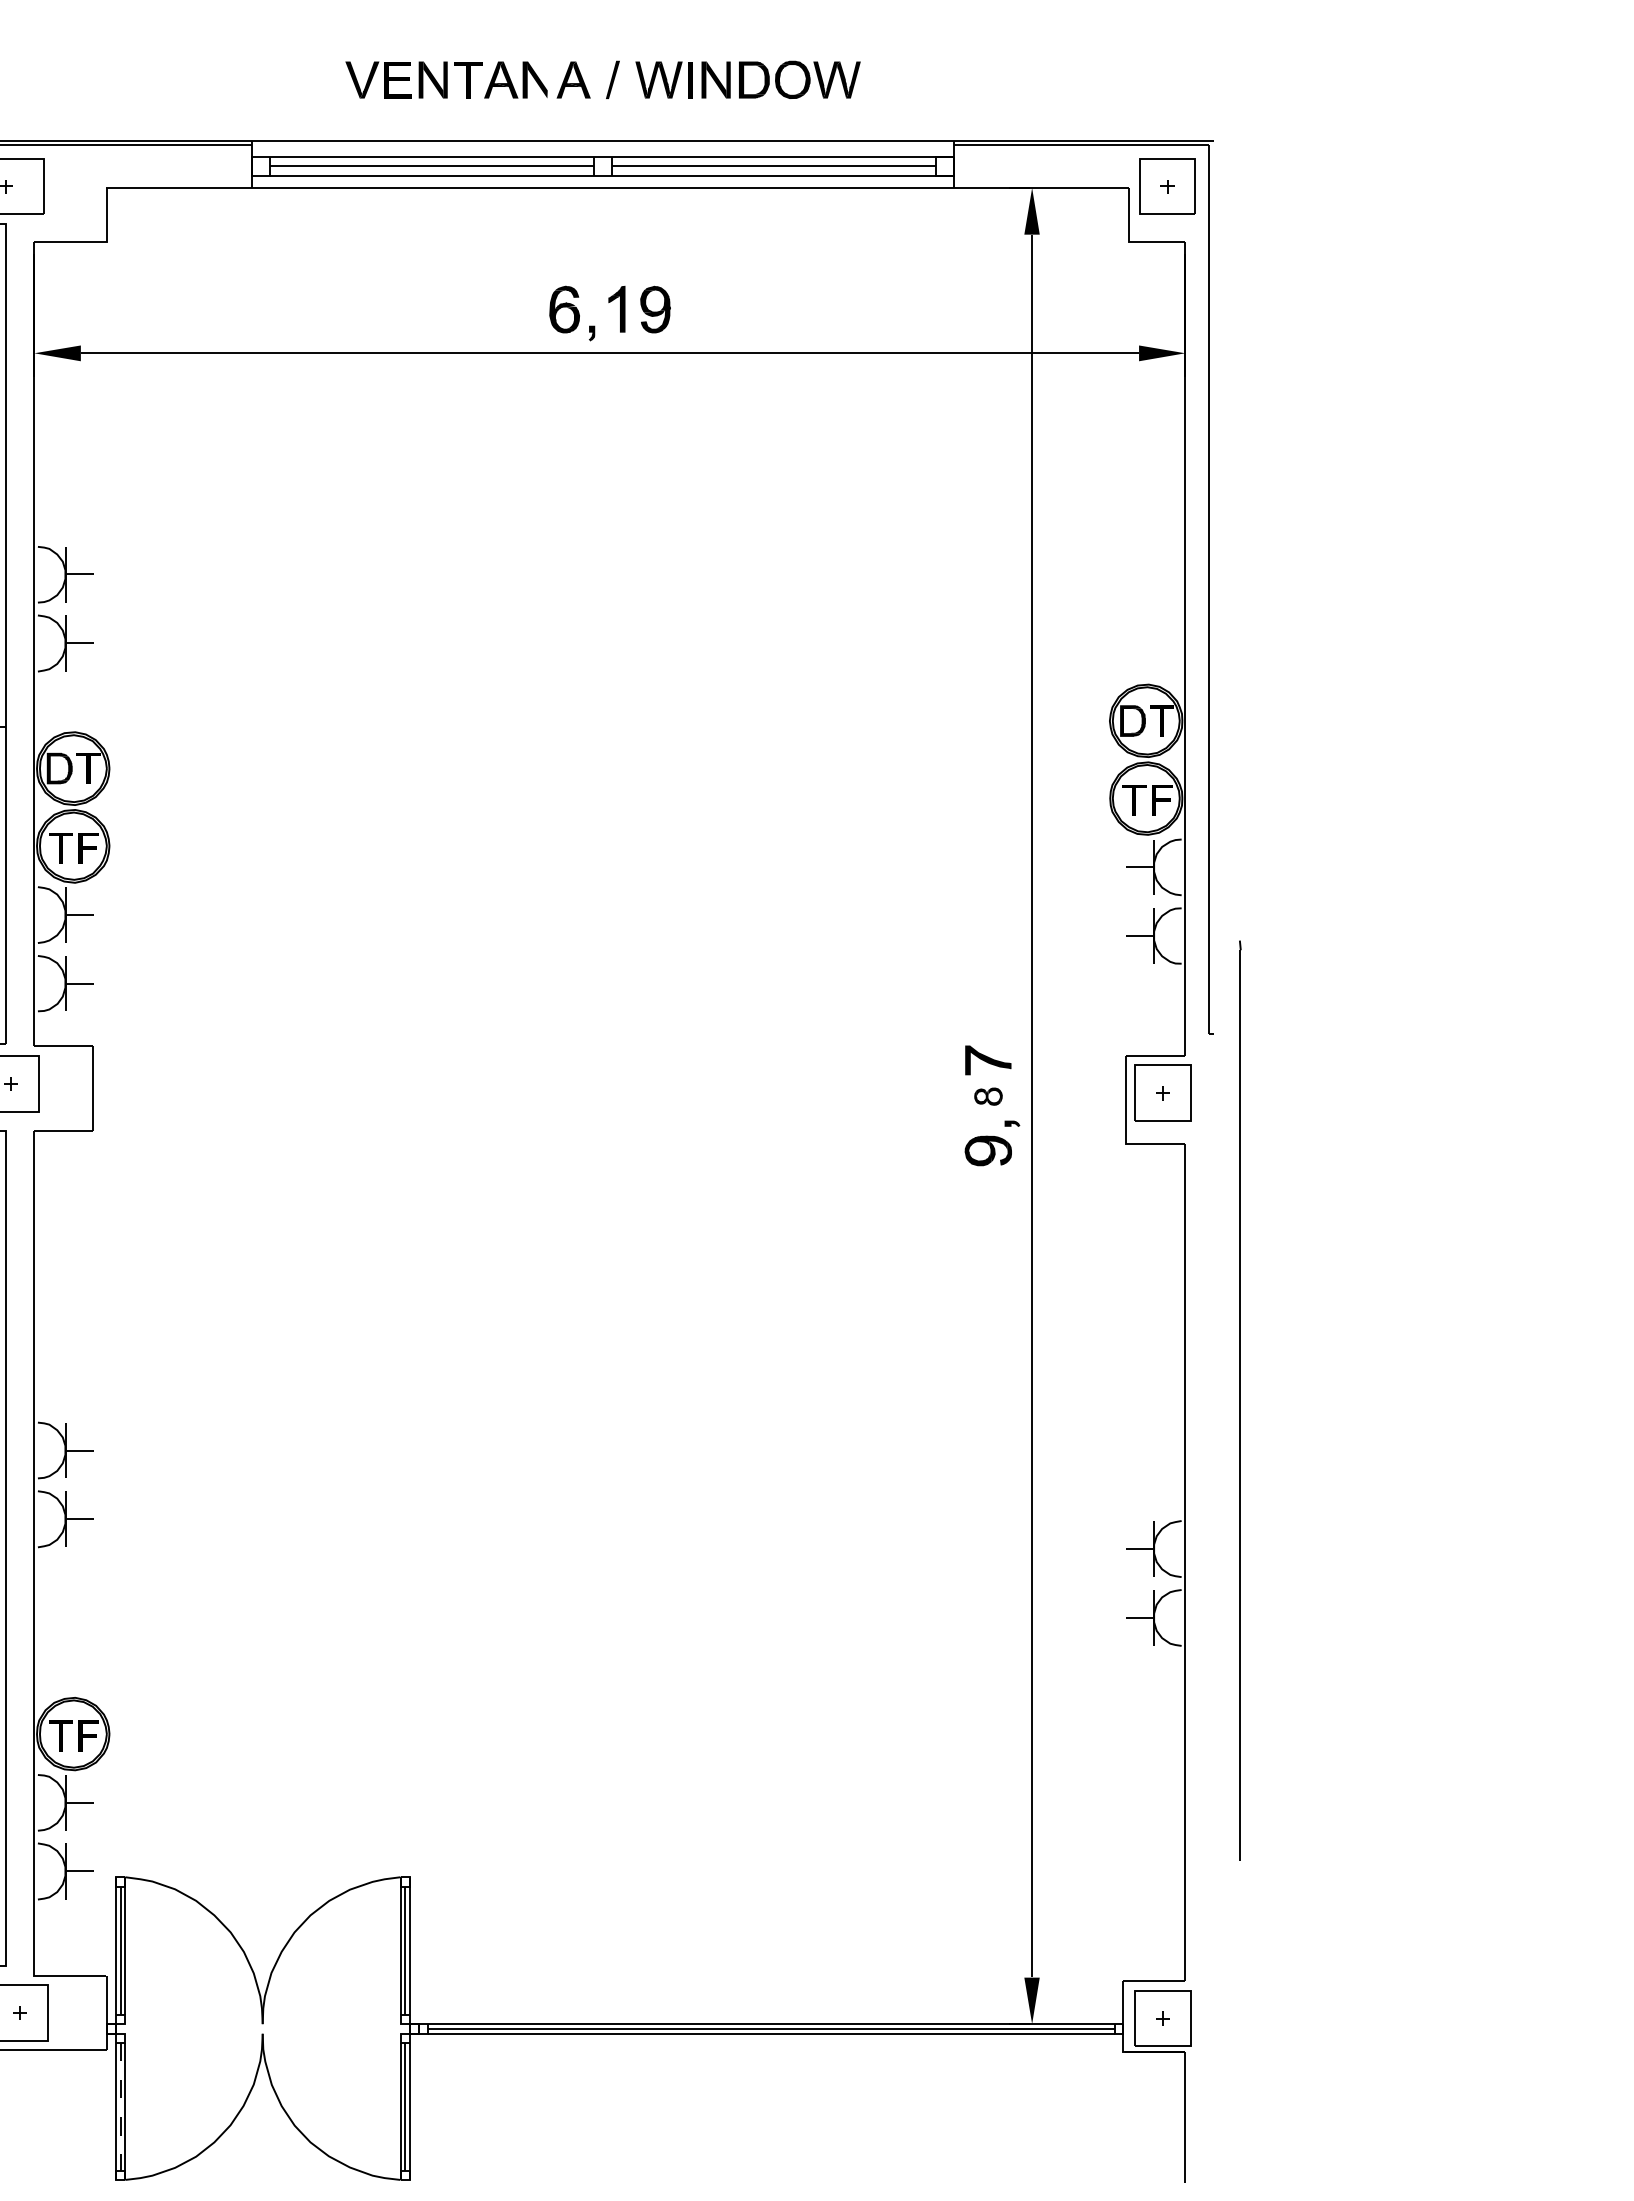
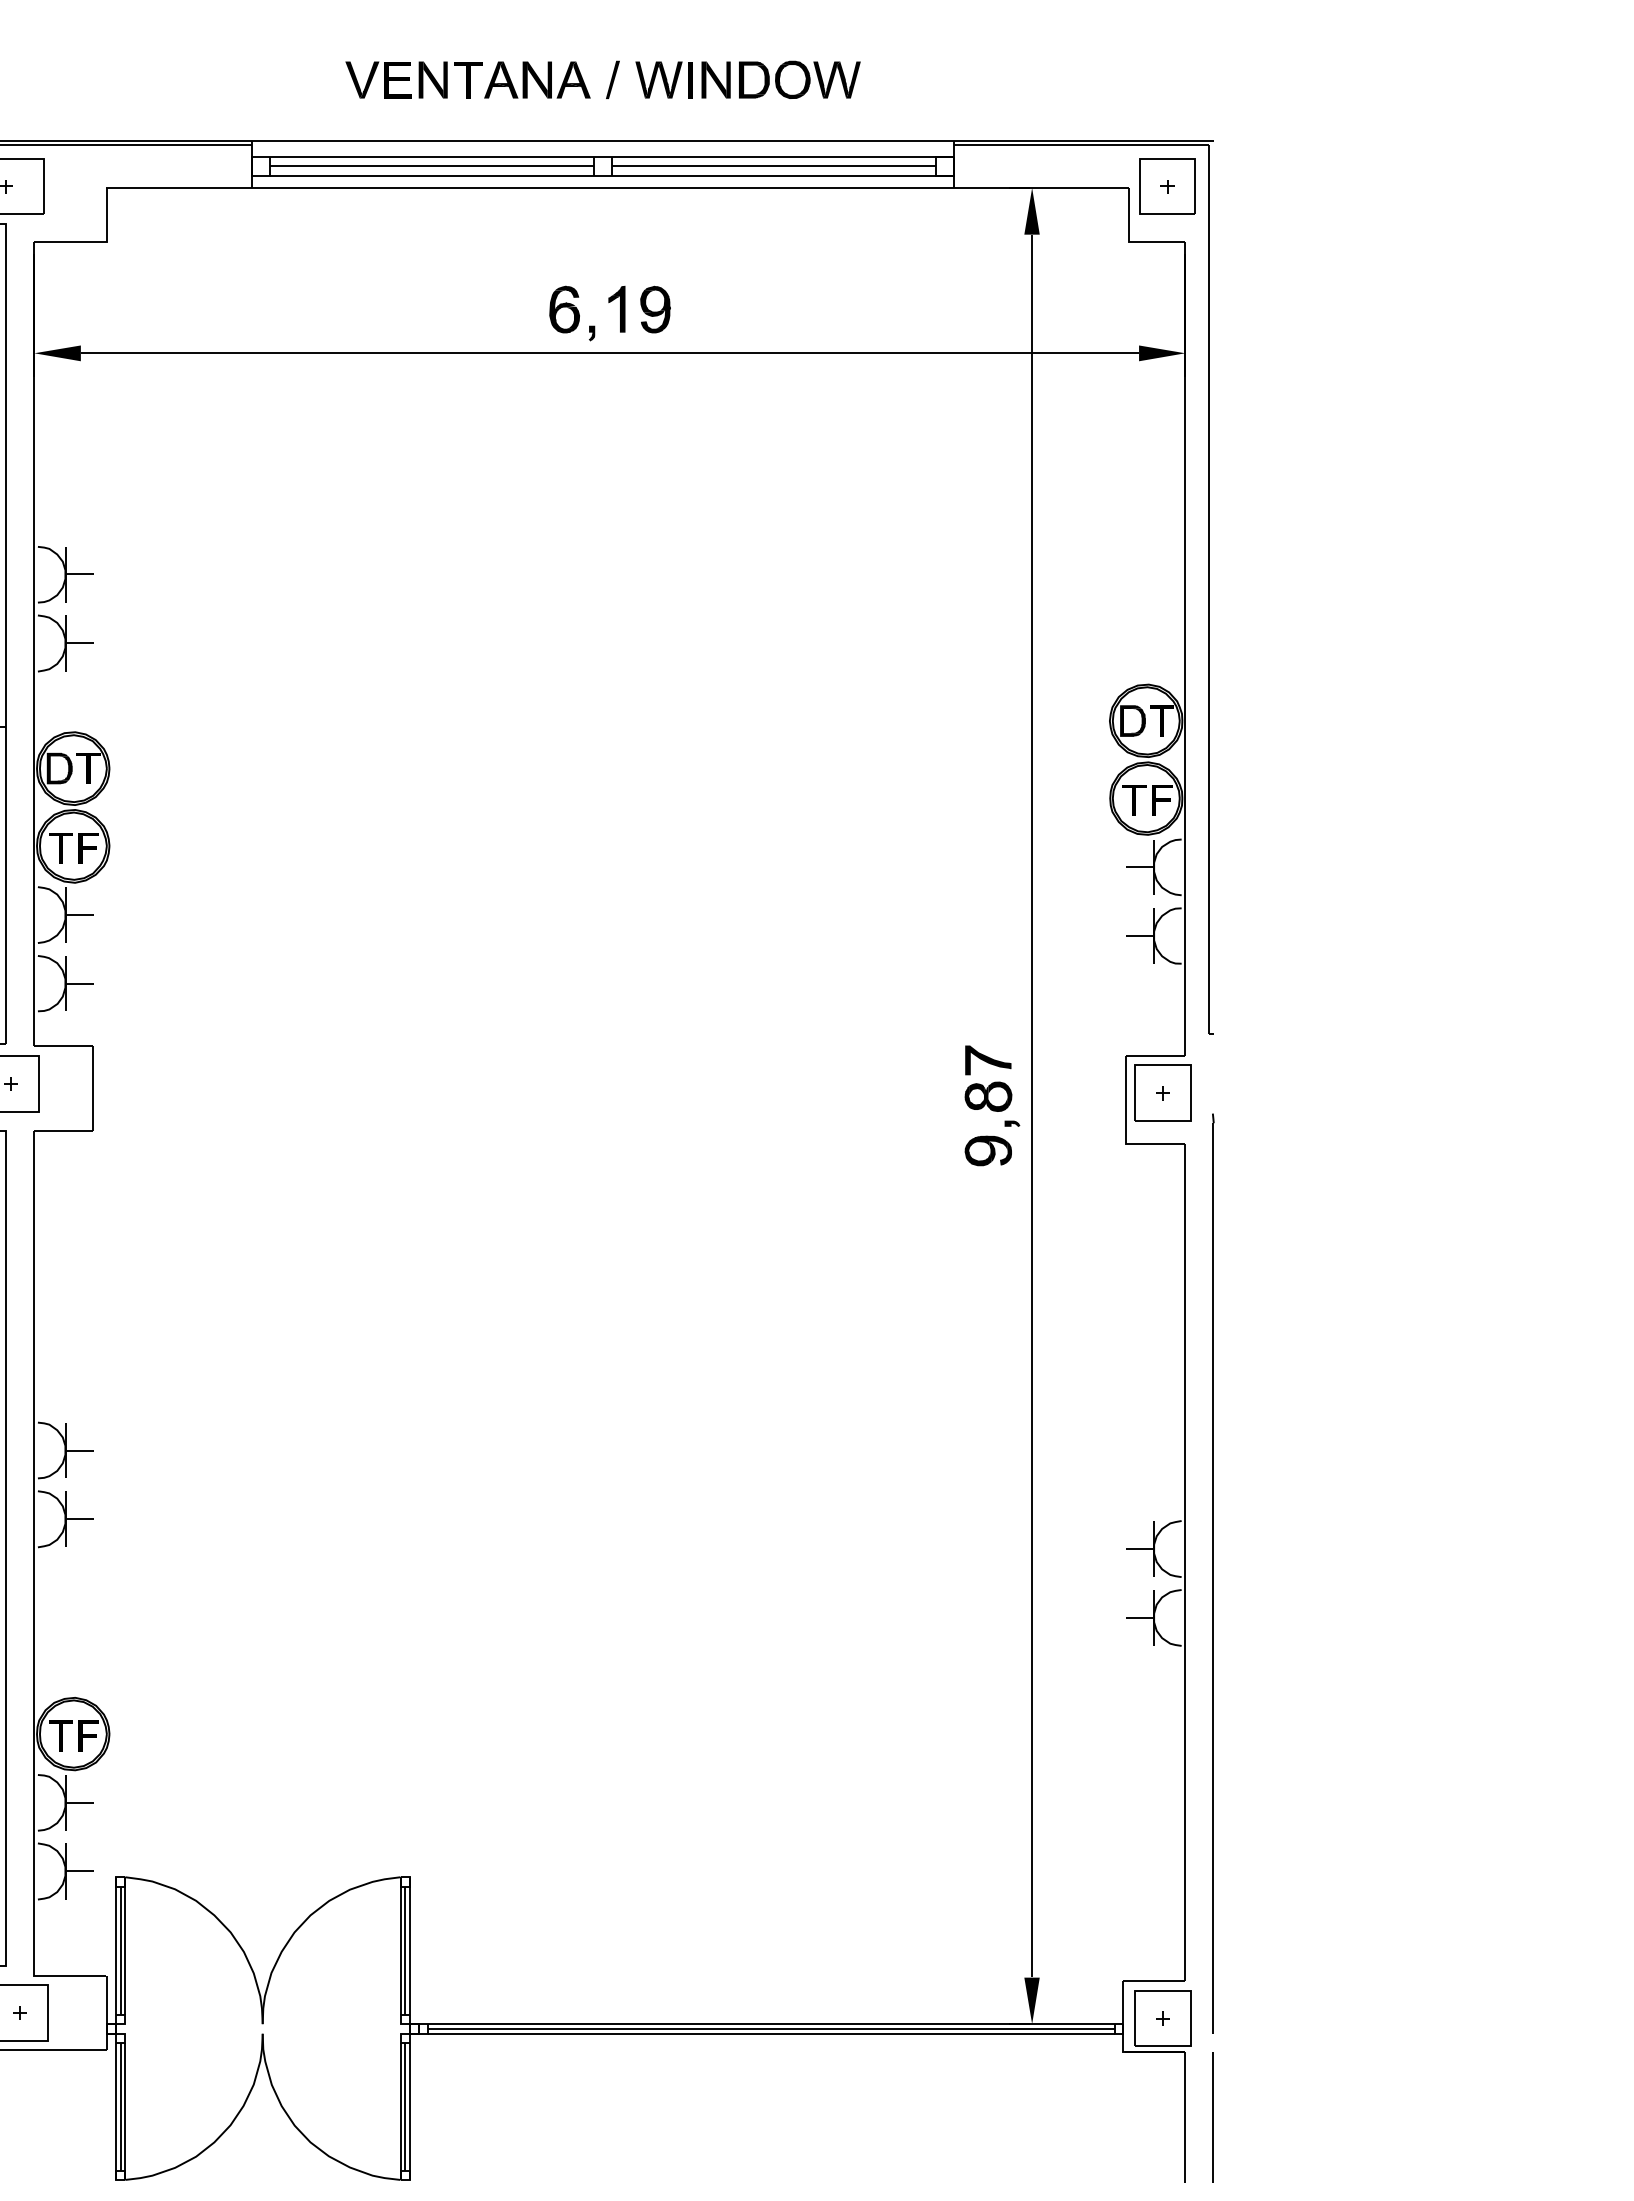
fill: none -> present (549, 79)
part size: 29x19 px -> 49x31 px (988, 1096)
line position: (1240, 1400) -> (1213, 1573) (1213, 1573)
line: dashed -> solid (120, 2107)
line: none -> present (1212, 2117)
